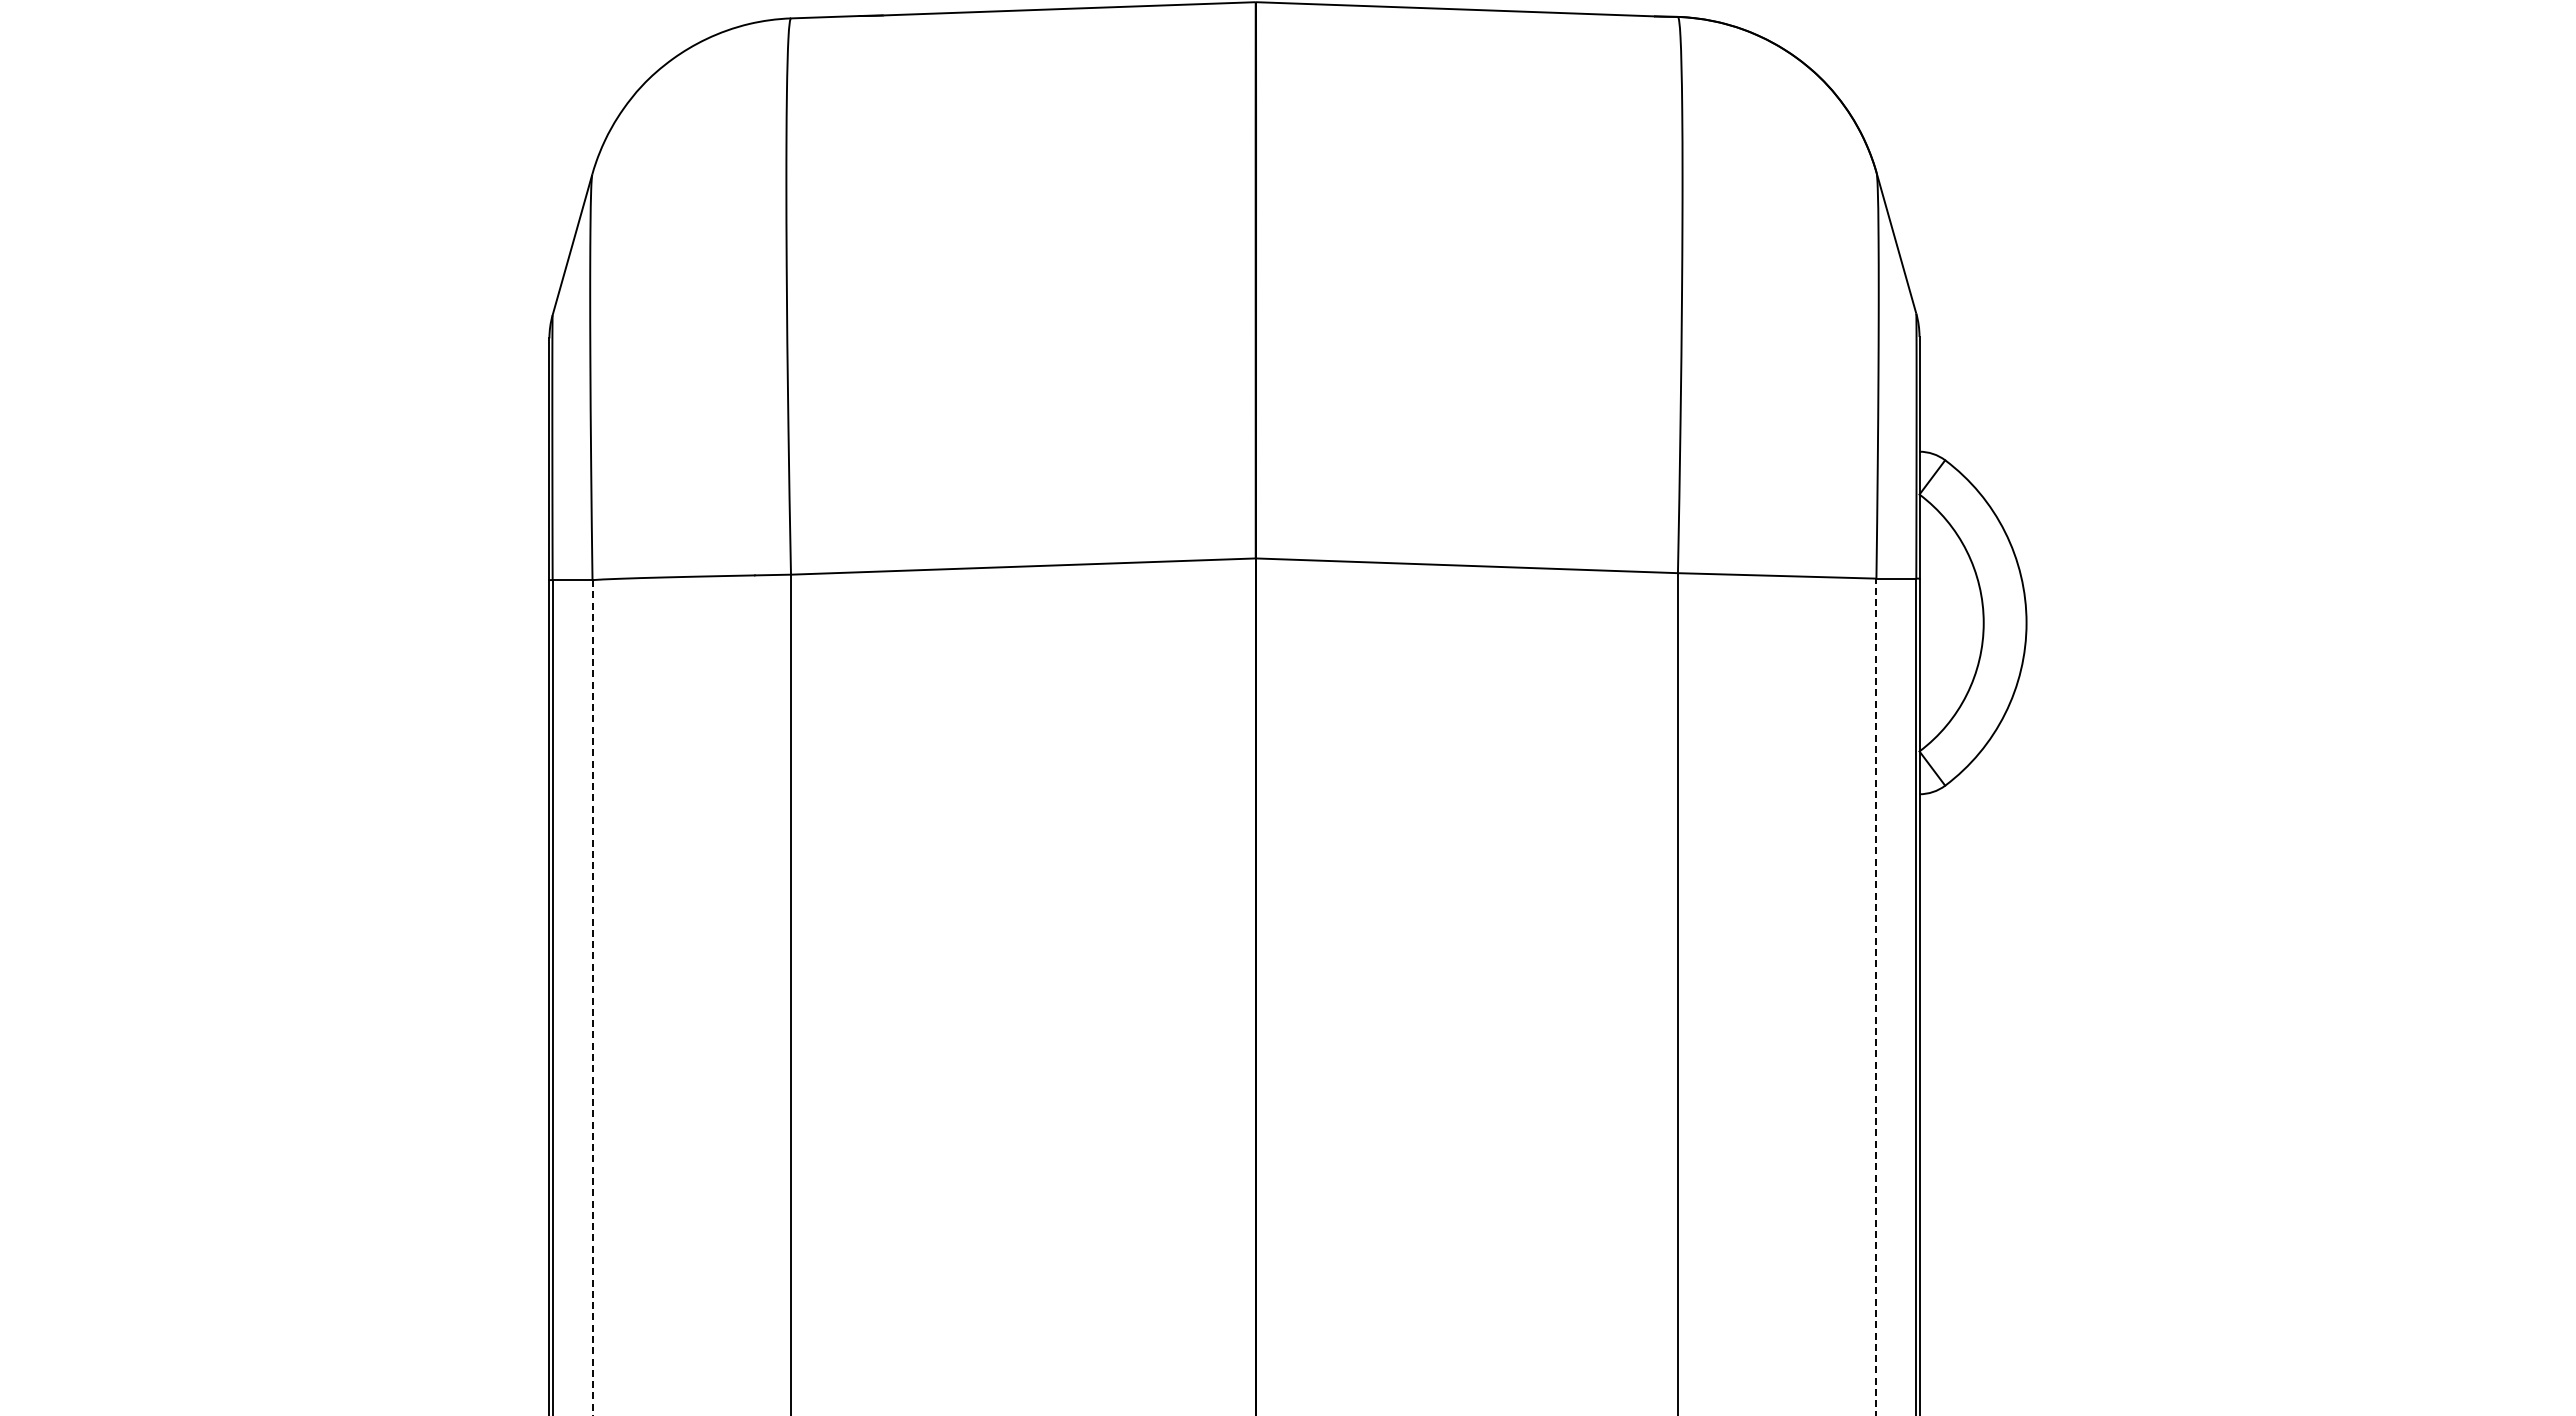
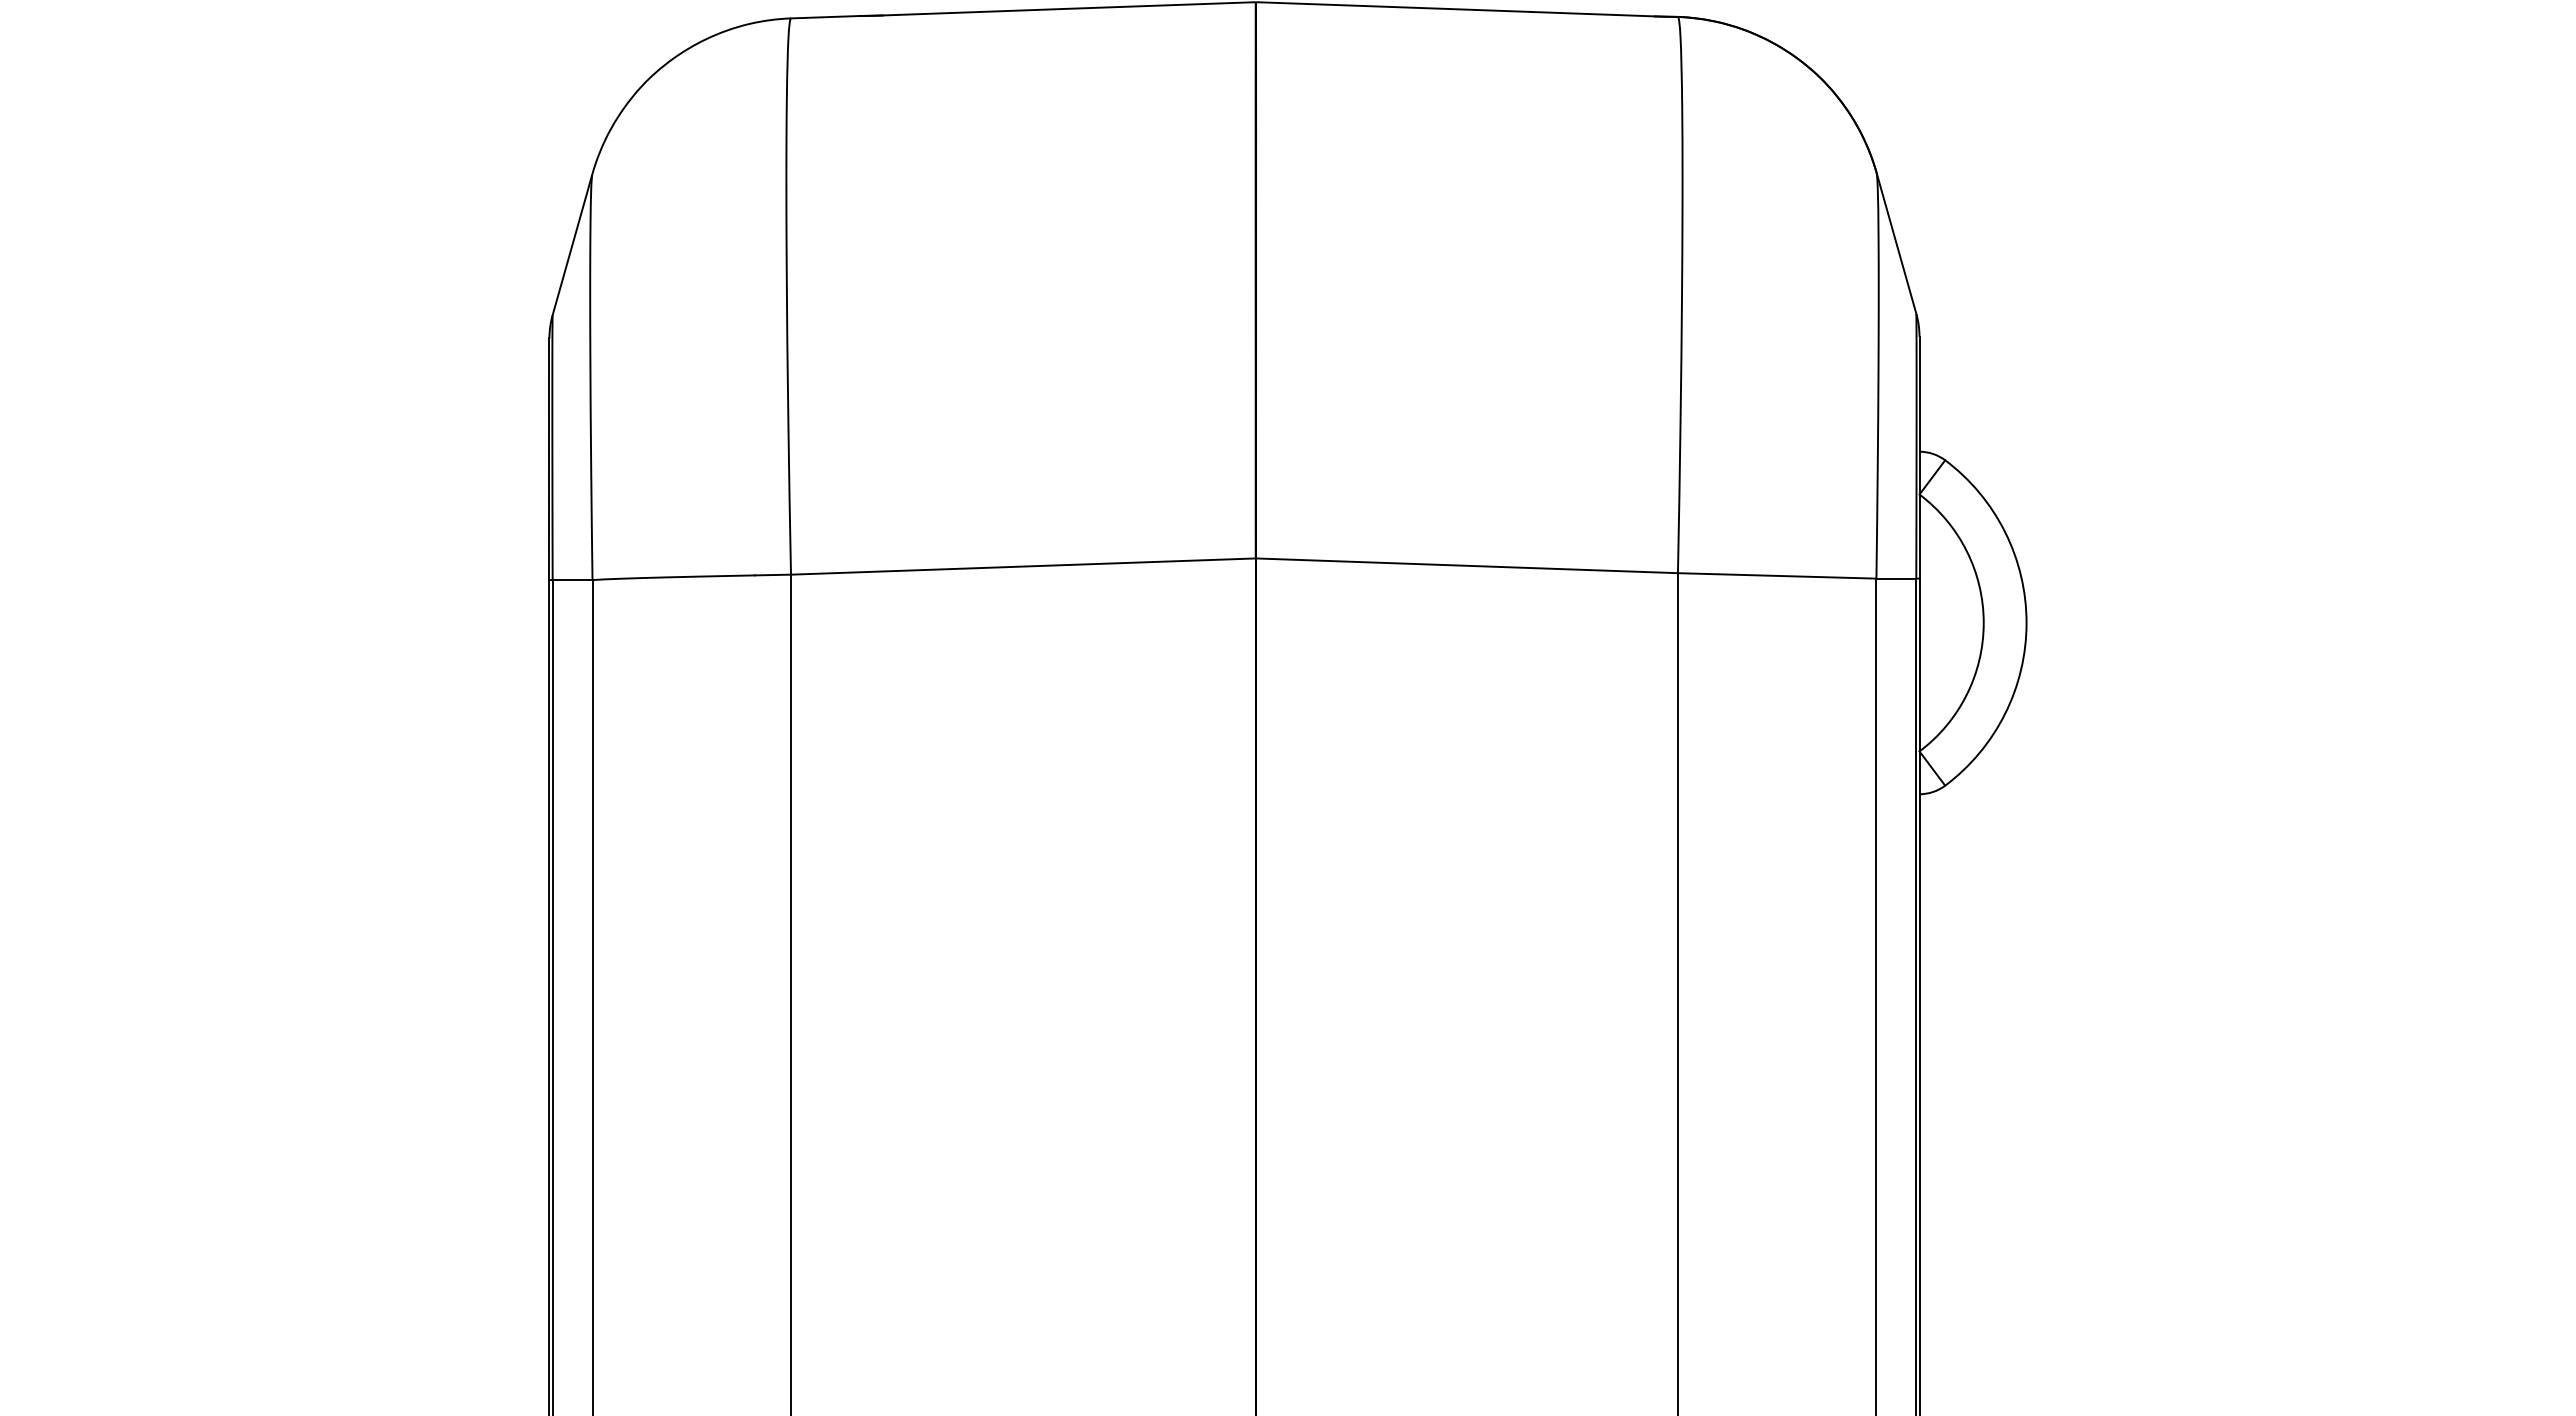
line: dashed -> solid (1876, 996)
line: dashed -> solid (592, 998)
